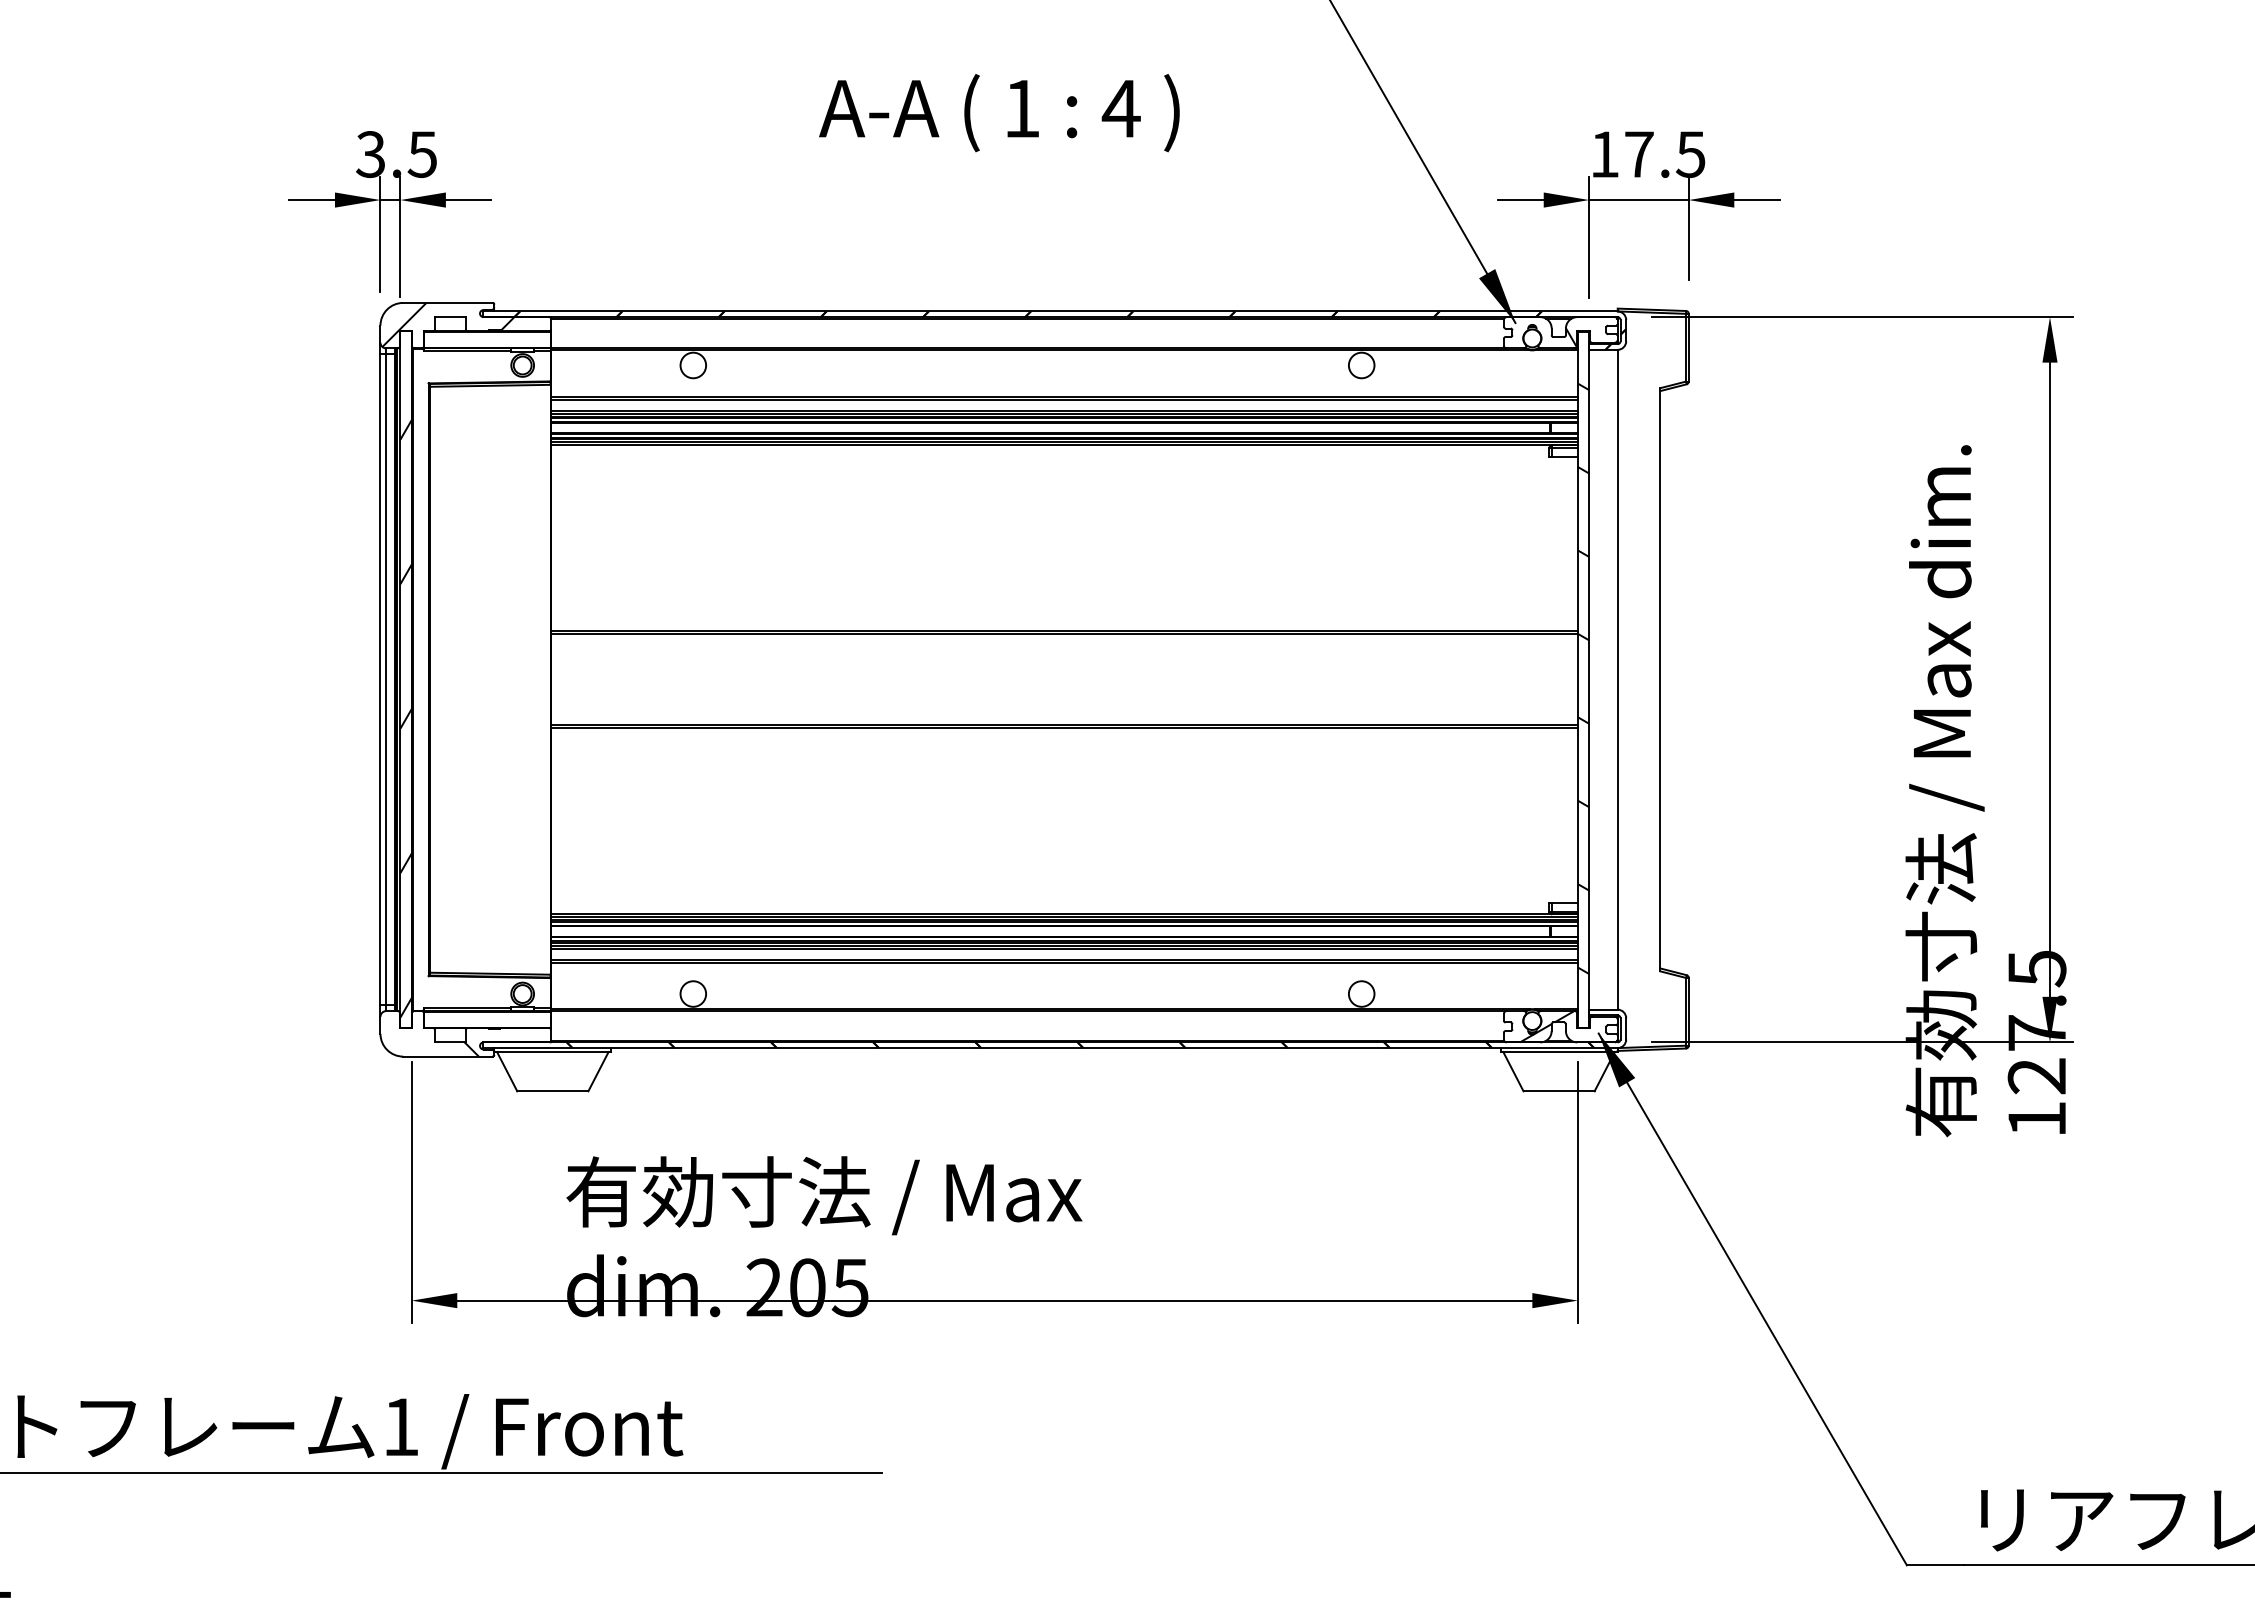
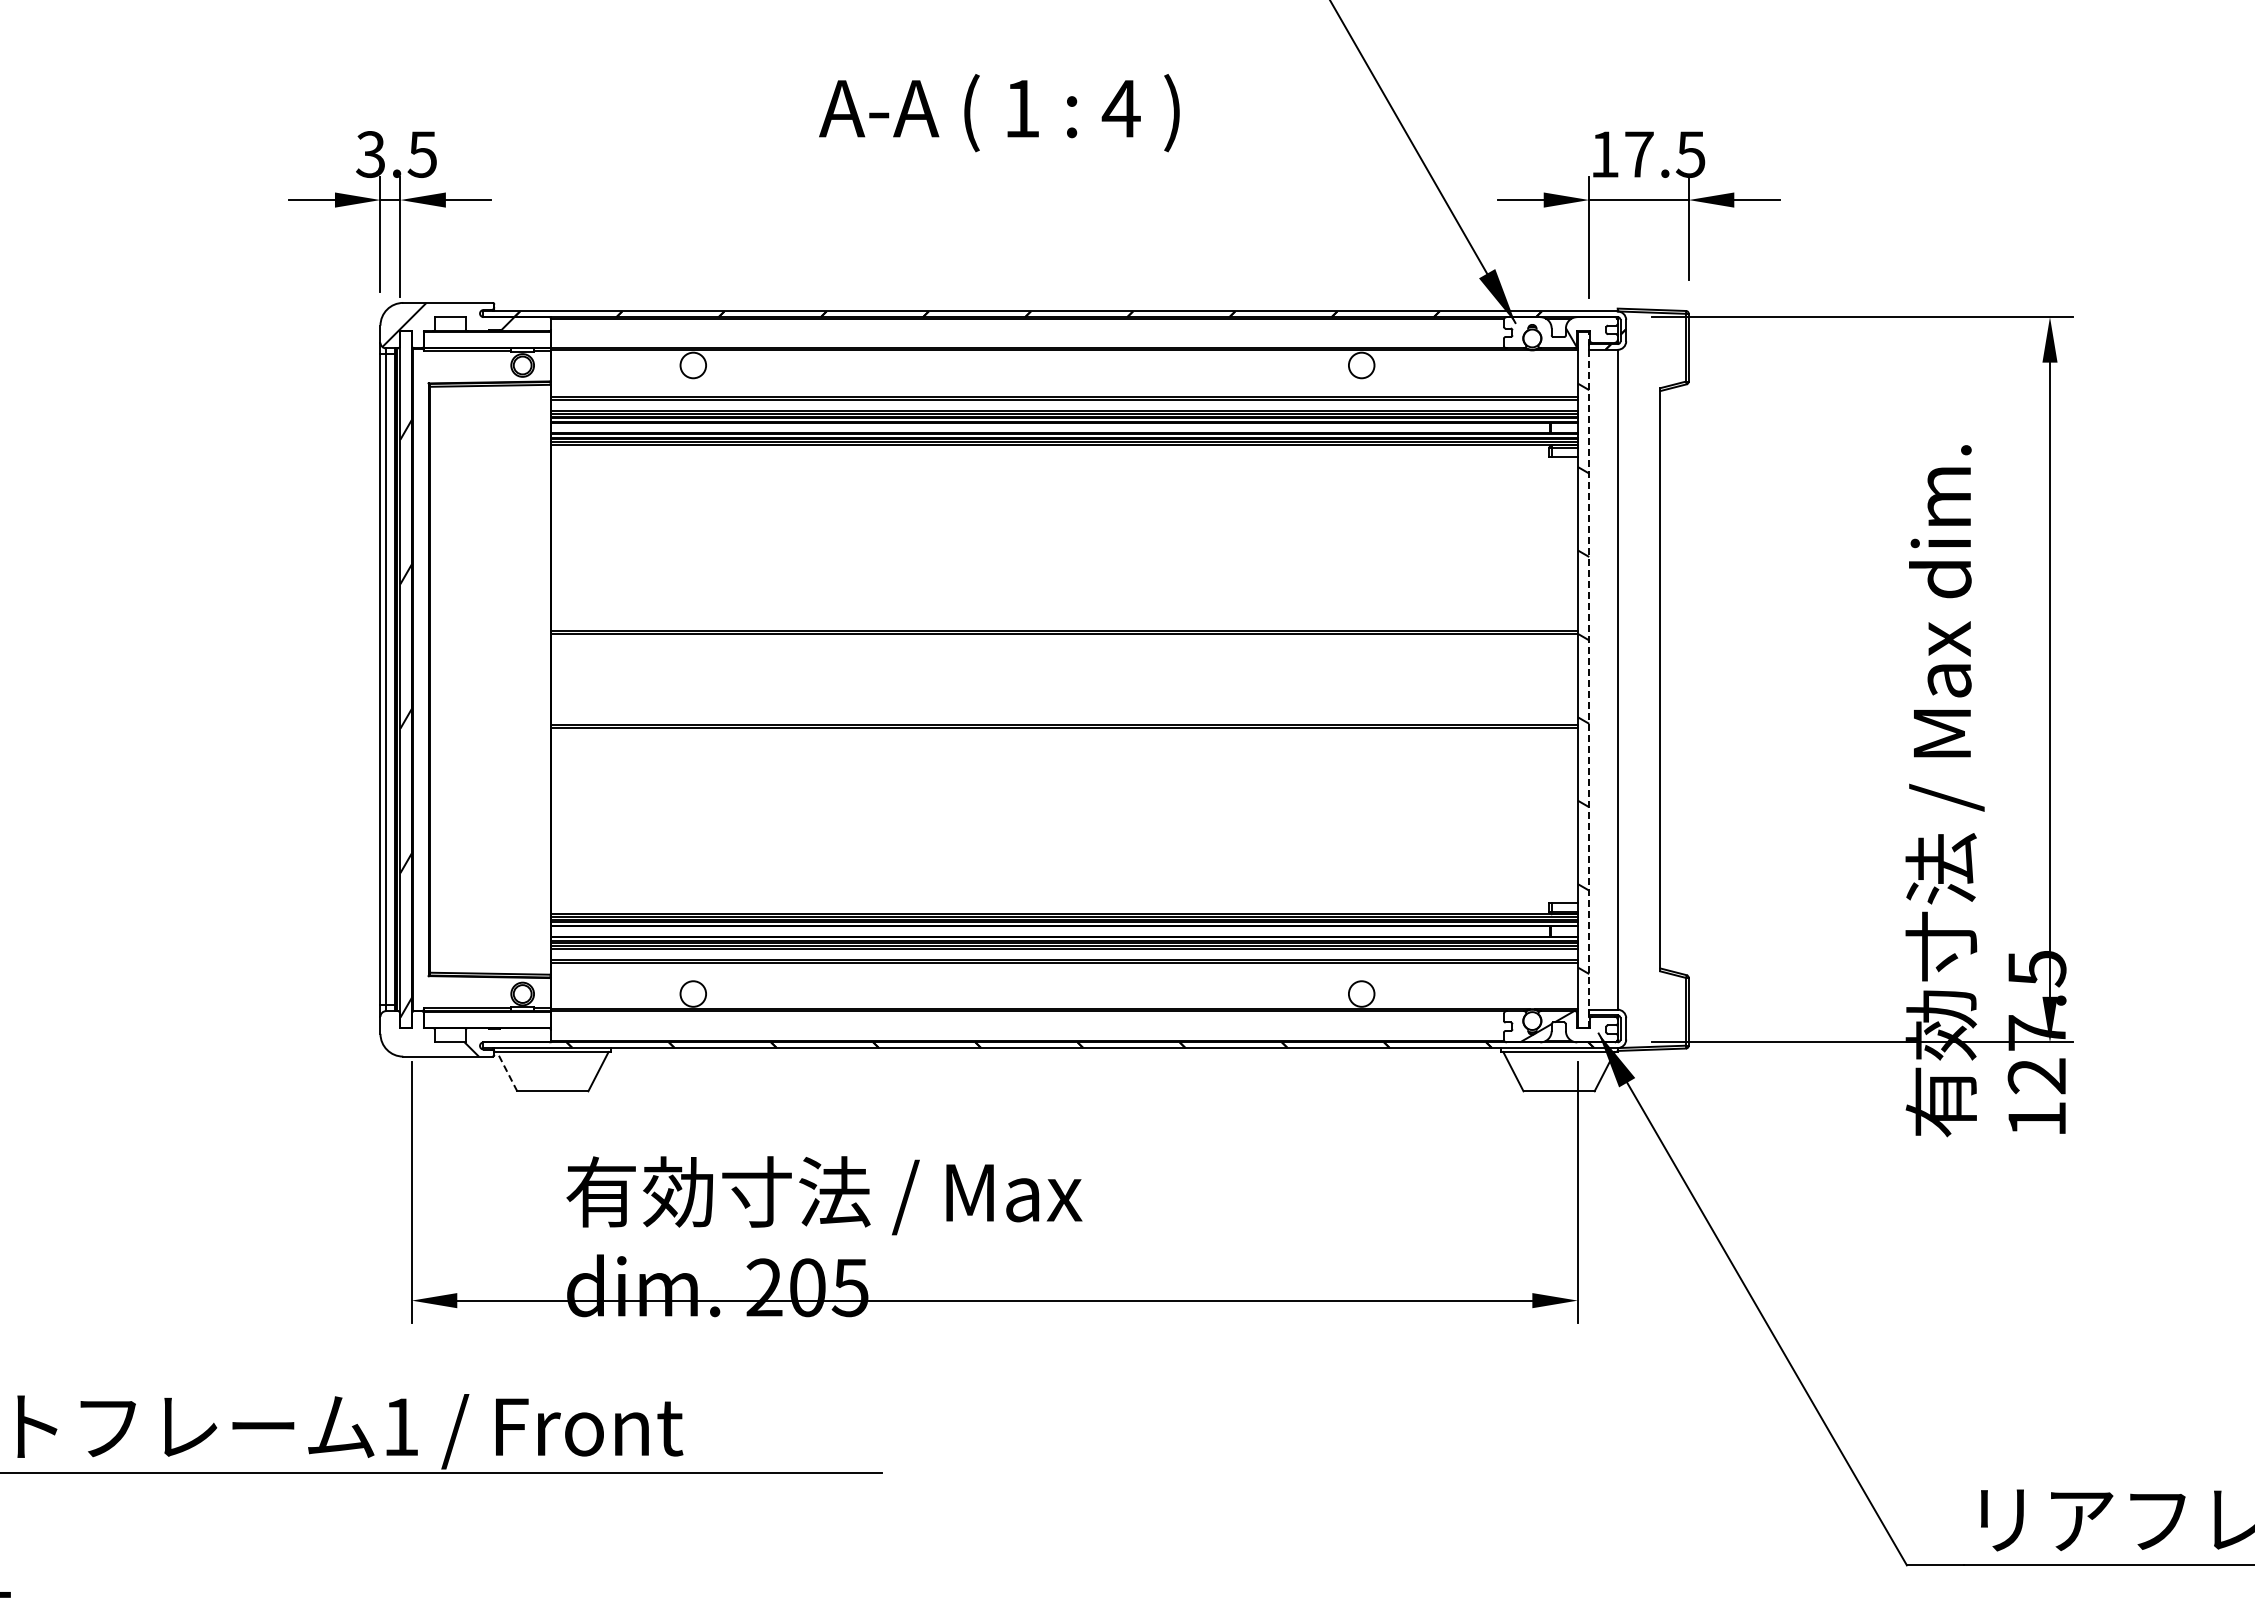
line: solid -> dashed (1589, 679)
line: solid -> dashed (506, 1071)
